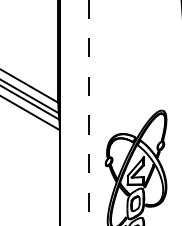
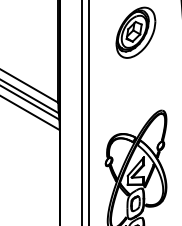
part: none -> present (135, 32)
line: none -> present (81, 112)
line: dashed -> solid (88, 113)
